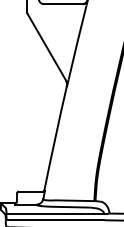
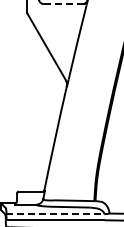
line: solid -> dashed (63, 4)
line: solid -> dashed (55, 214)
